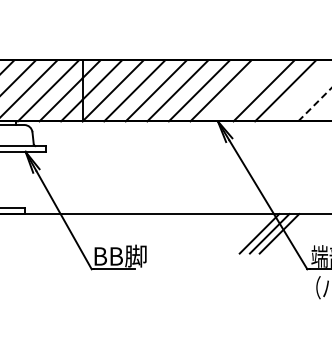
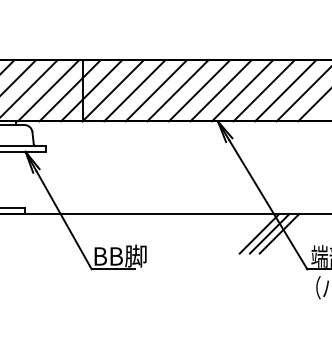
line: none -> present (241, 90)
line: none -> present (302, 95)
line: dashed -> solid (315, 104)
